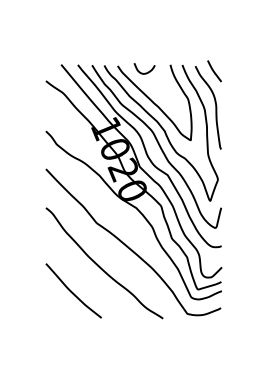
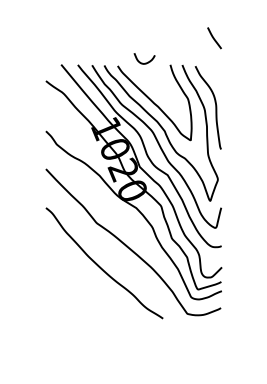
line position: (214, 71) -> (214, 38) (214, 38)
curve position: (145, 72) -> (145, 62) (145, 62)
curve: present -> none (72, 291)
